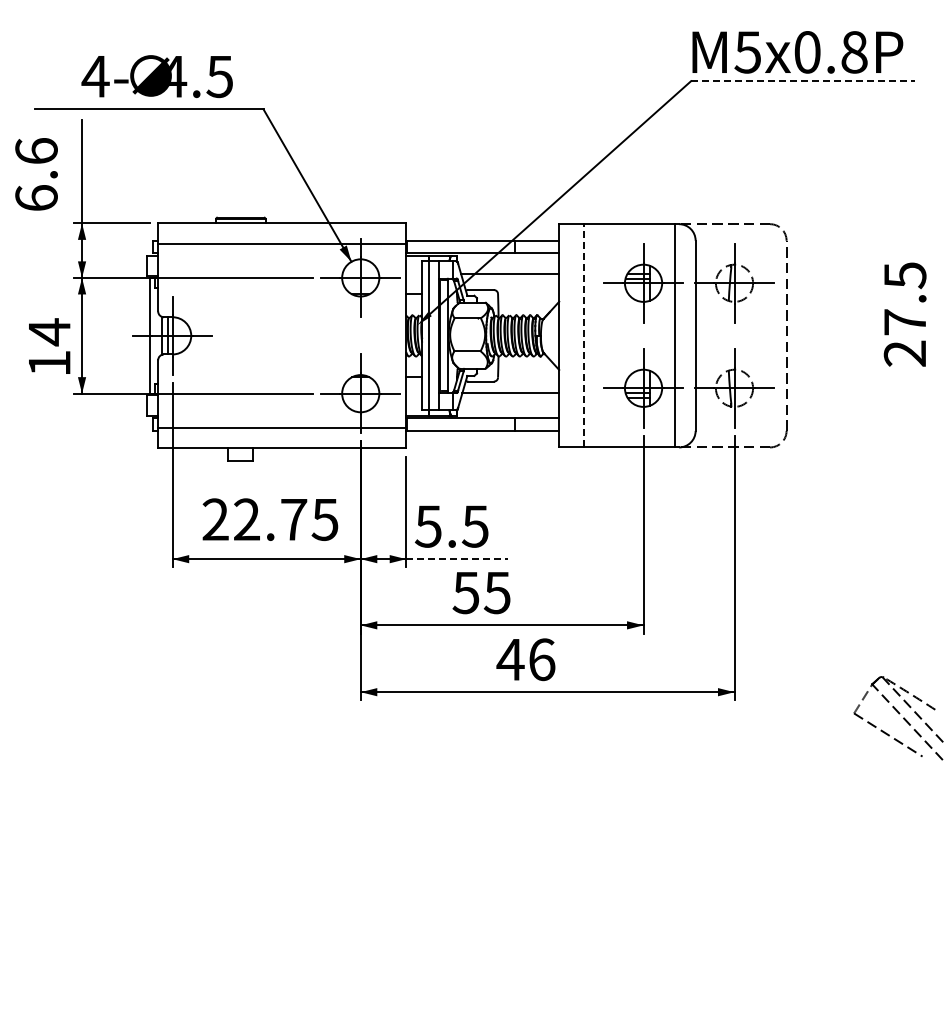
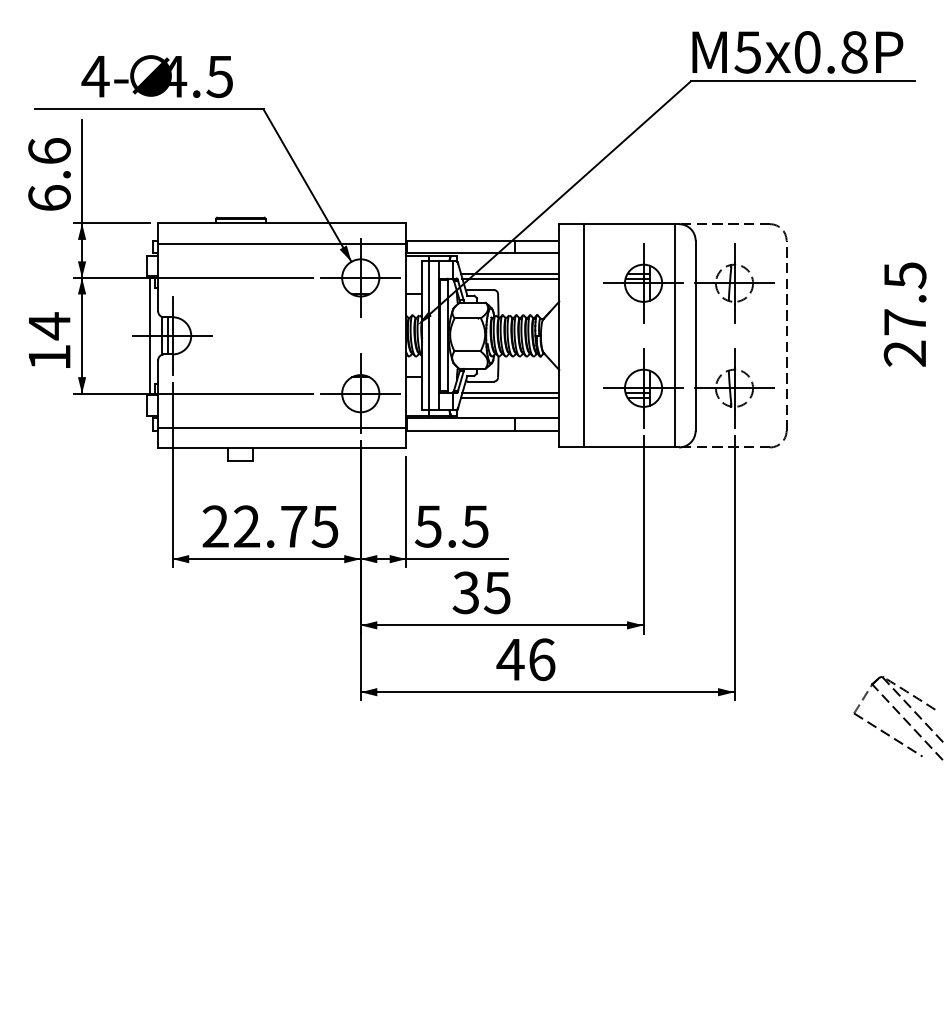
line: dashed -> solid (803, 81)
text position: (36, 174) -> (49, 174) (49, 174)
line: none -> present (510, 278)
line: dashed -> solid (584, 335)
text position: (49, 345) -> (49, 339) (49, 339)
line: none -> present (510, 397)
text position: (270, 519) -> (270, 526) (270, 526)
line: dashed -> solid (456, 559)
text: 55 -> 35 (466, 592)
